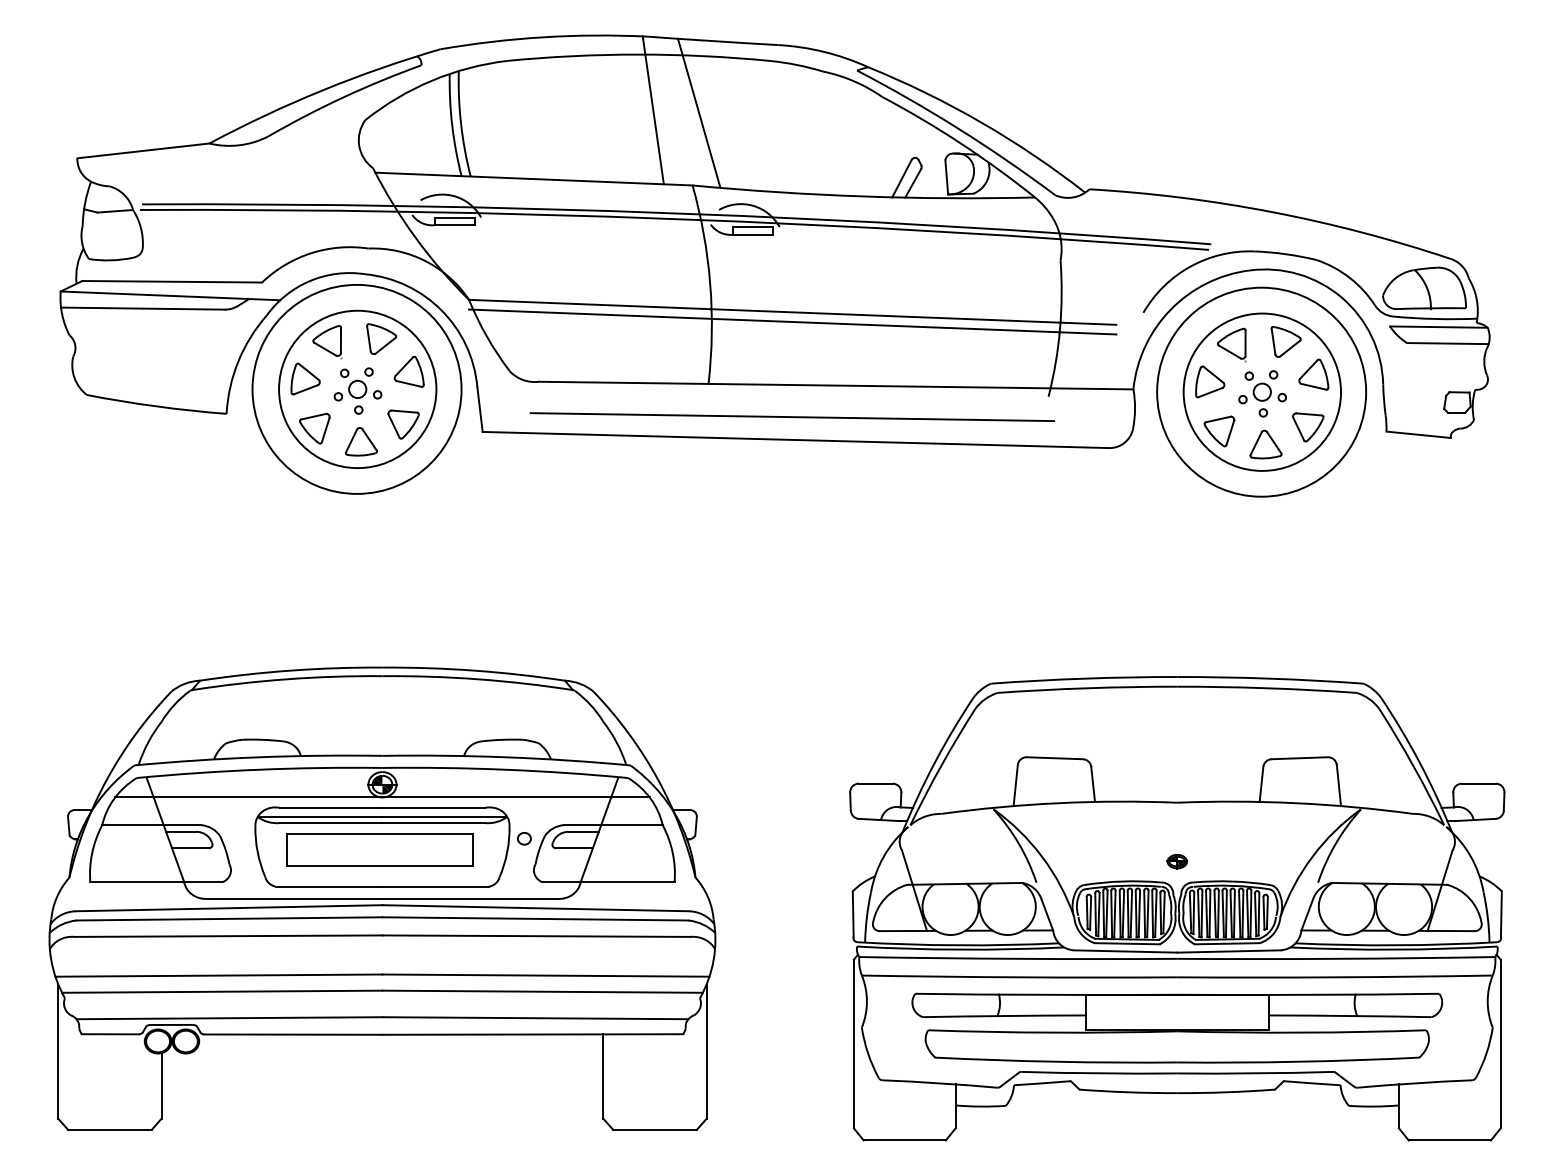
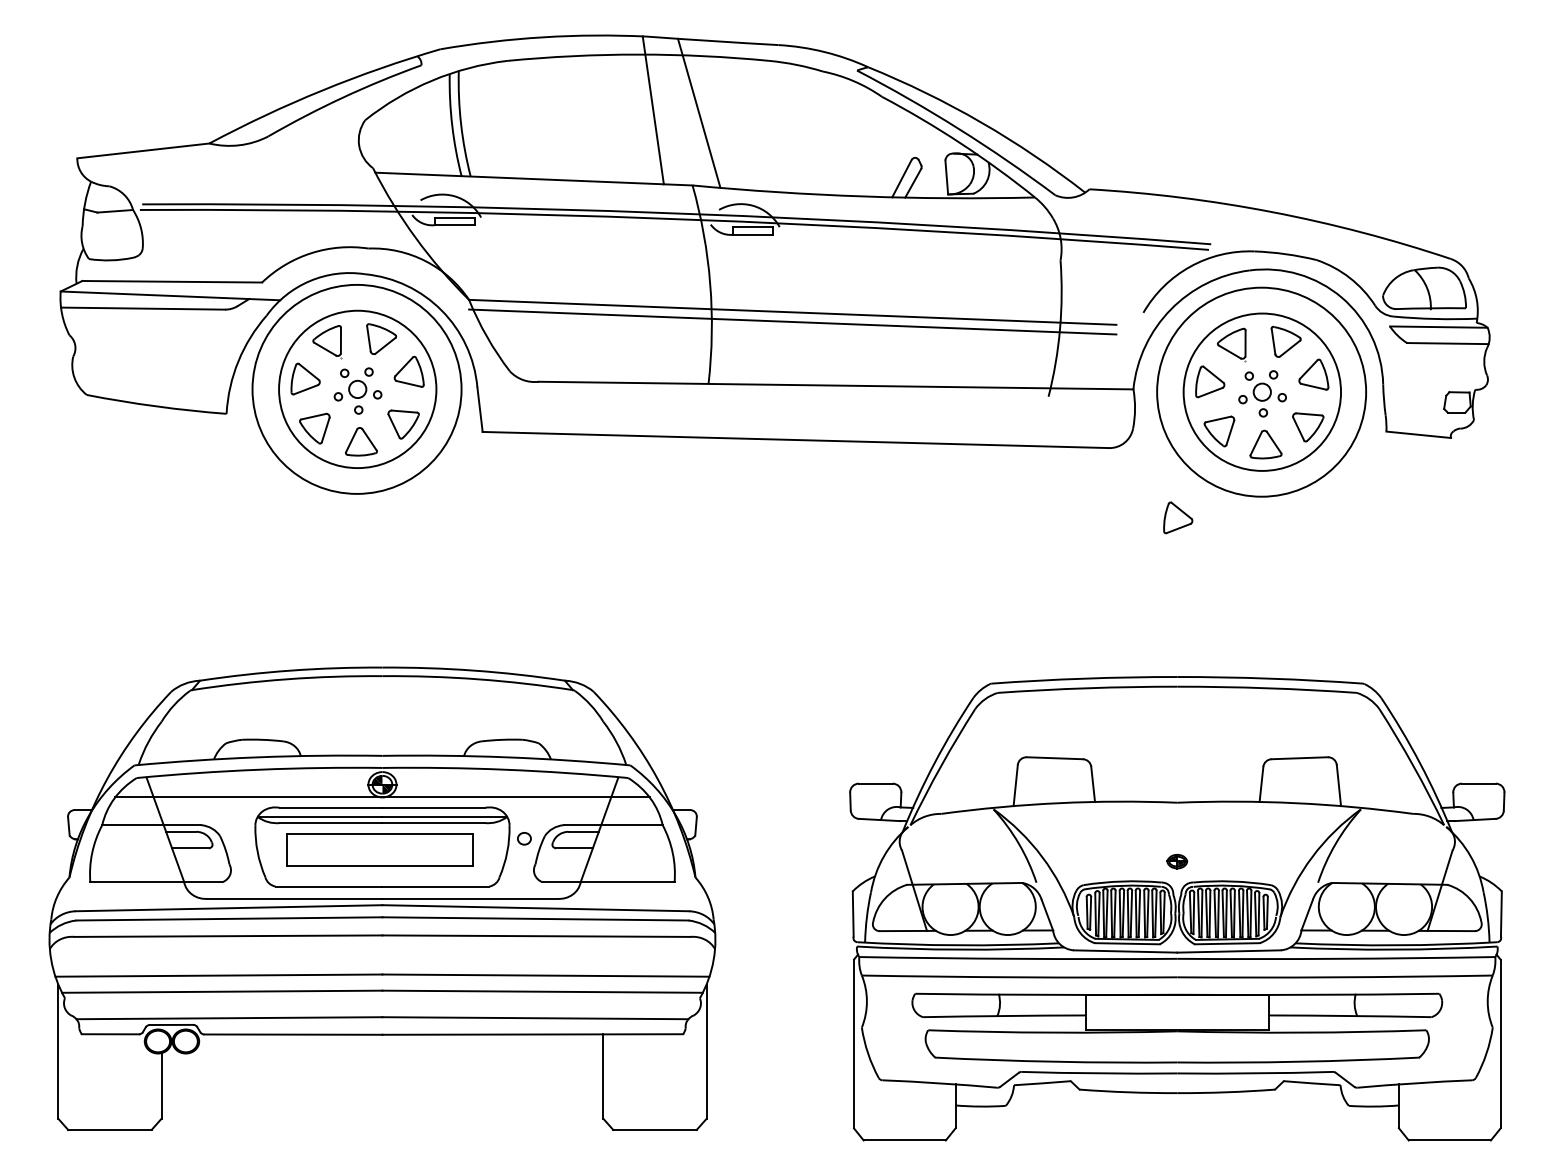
line: present -> none (792, 417)
part: none -> present (1178, 517)
